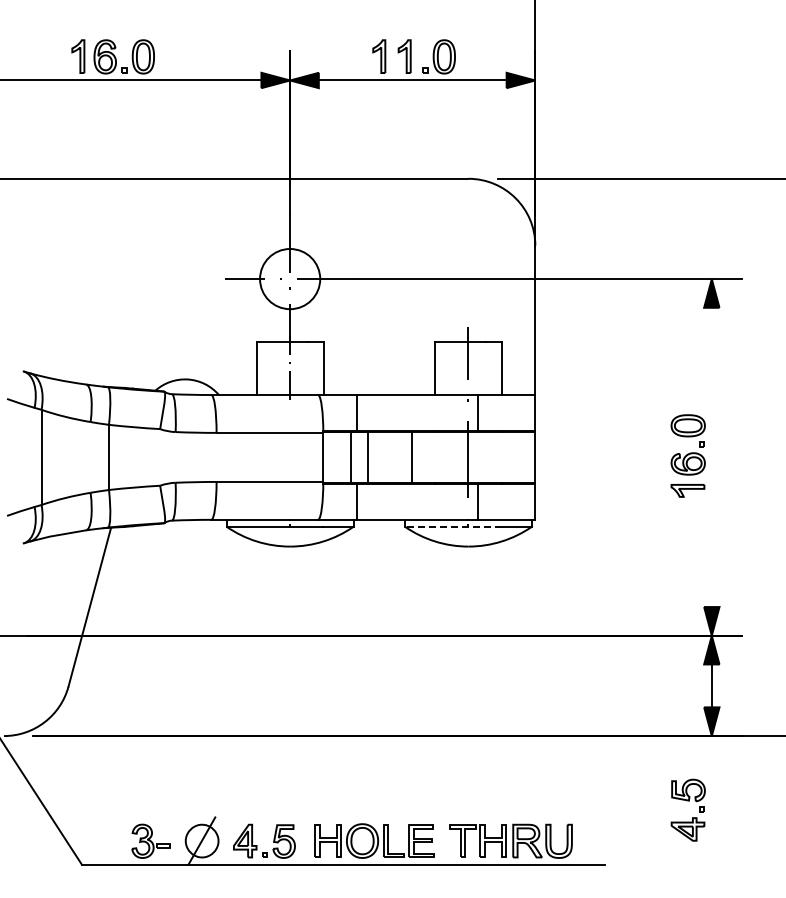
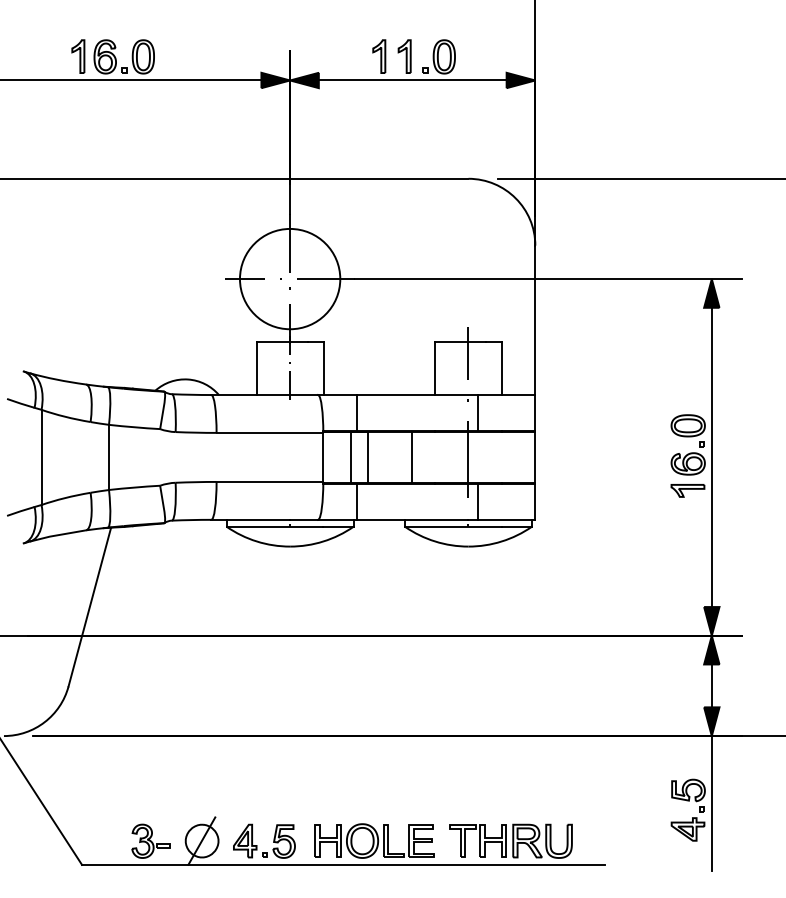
circle diameter: 60 px -> 100 px (289, 278)
line: none -> present (711, 457)
line: dashed -> solid (452, 526)
line: none -> present (711, 803)
